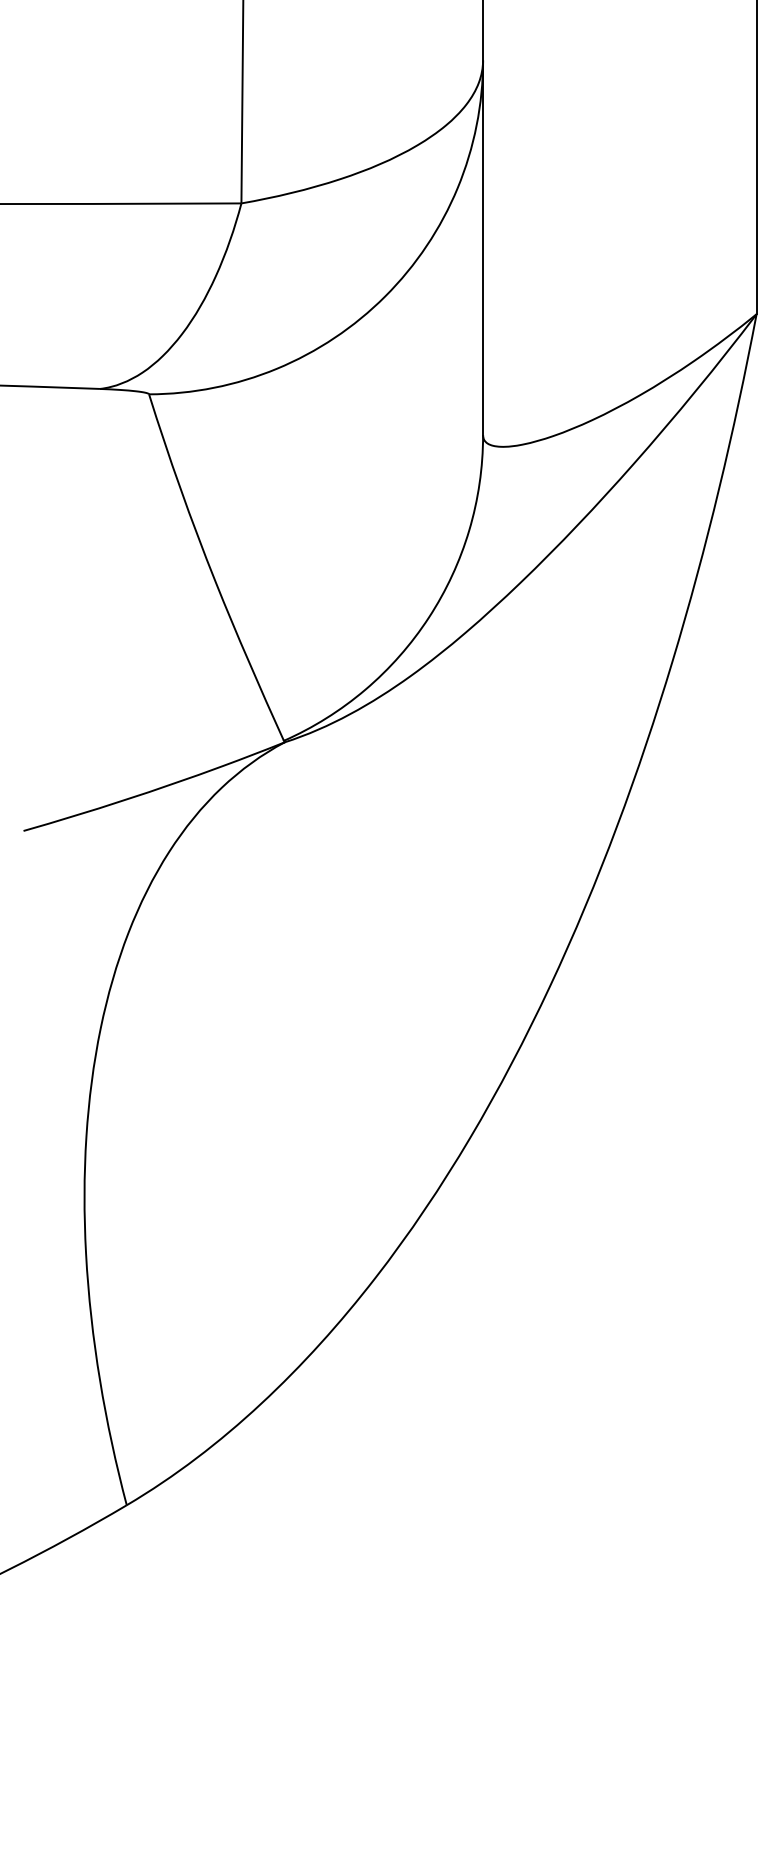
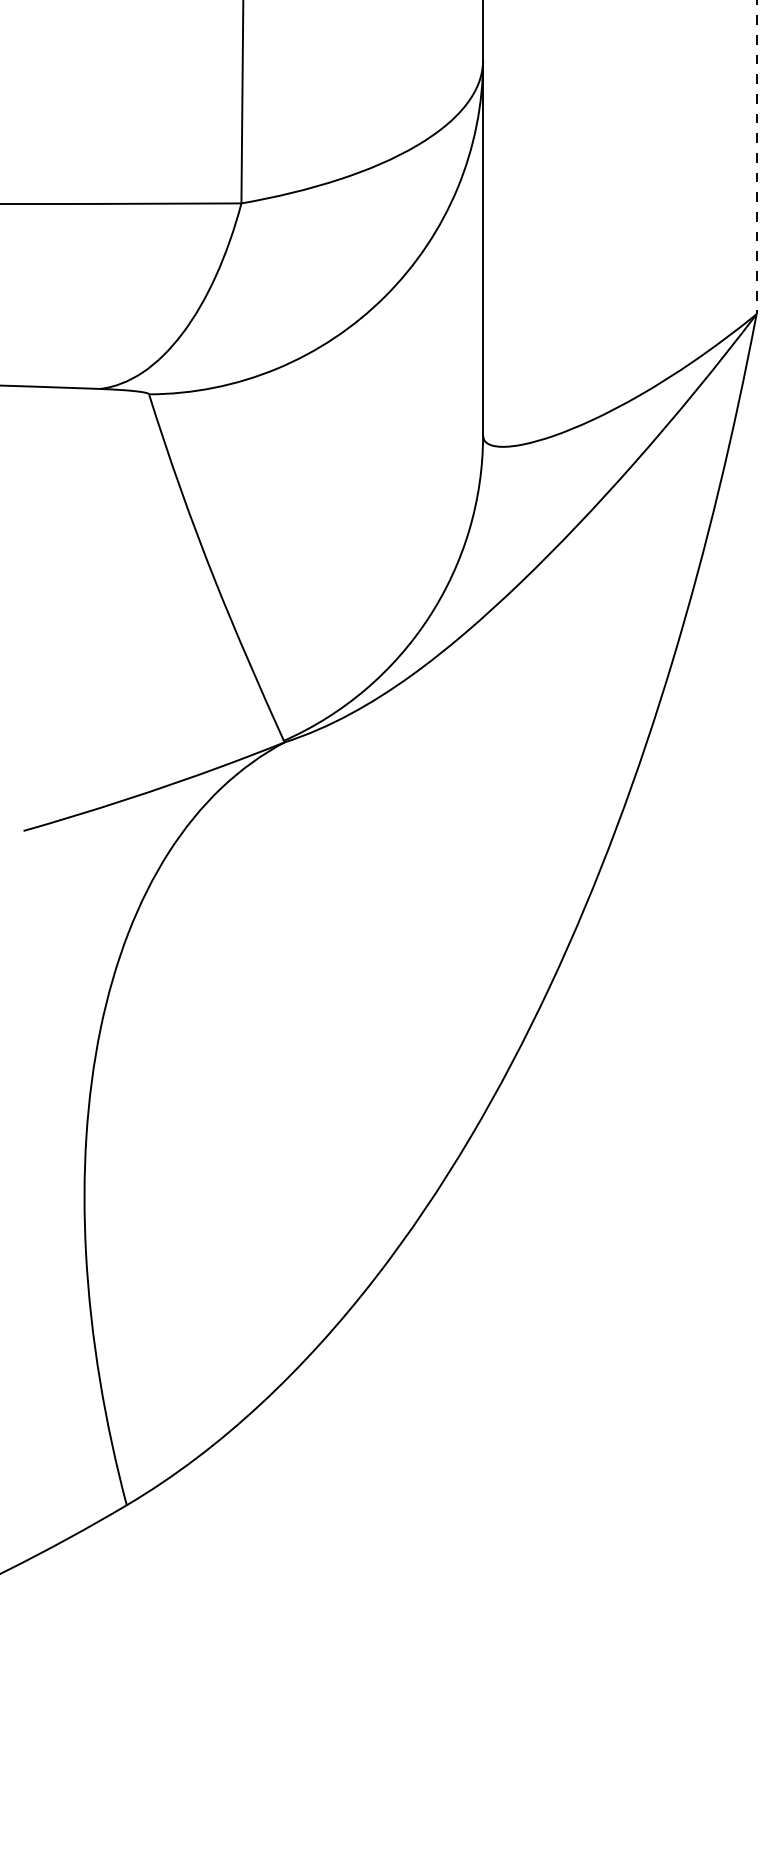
line: solid -> dashed (756, 157)
